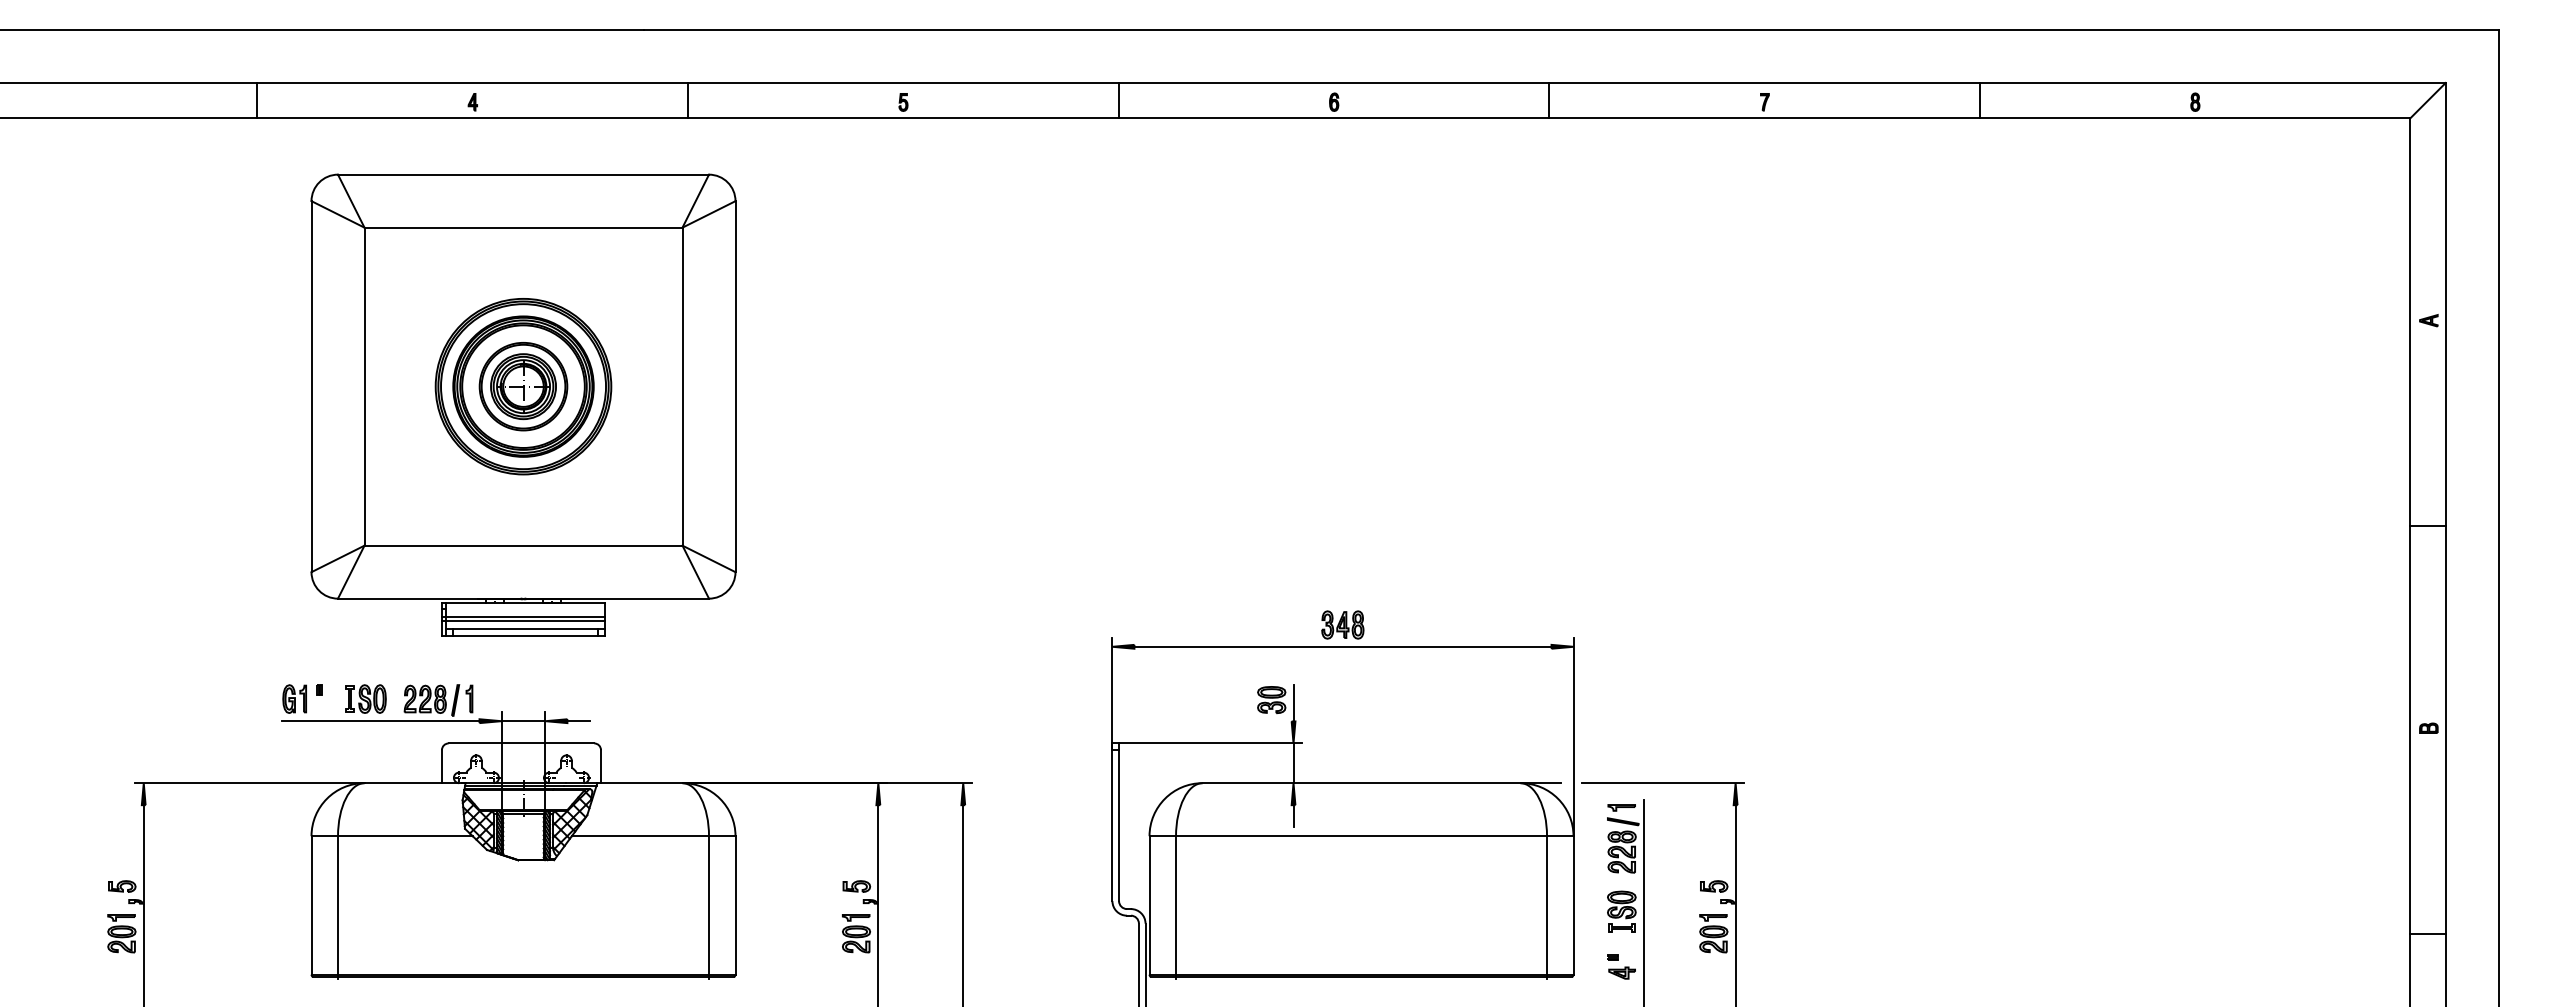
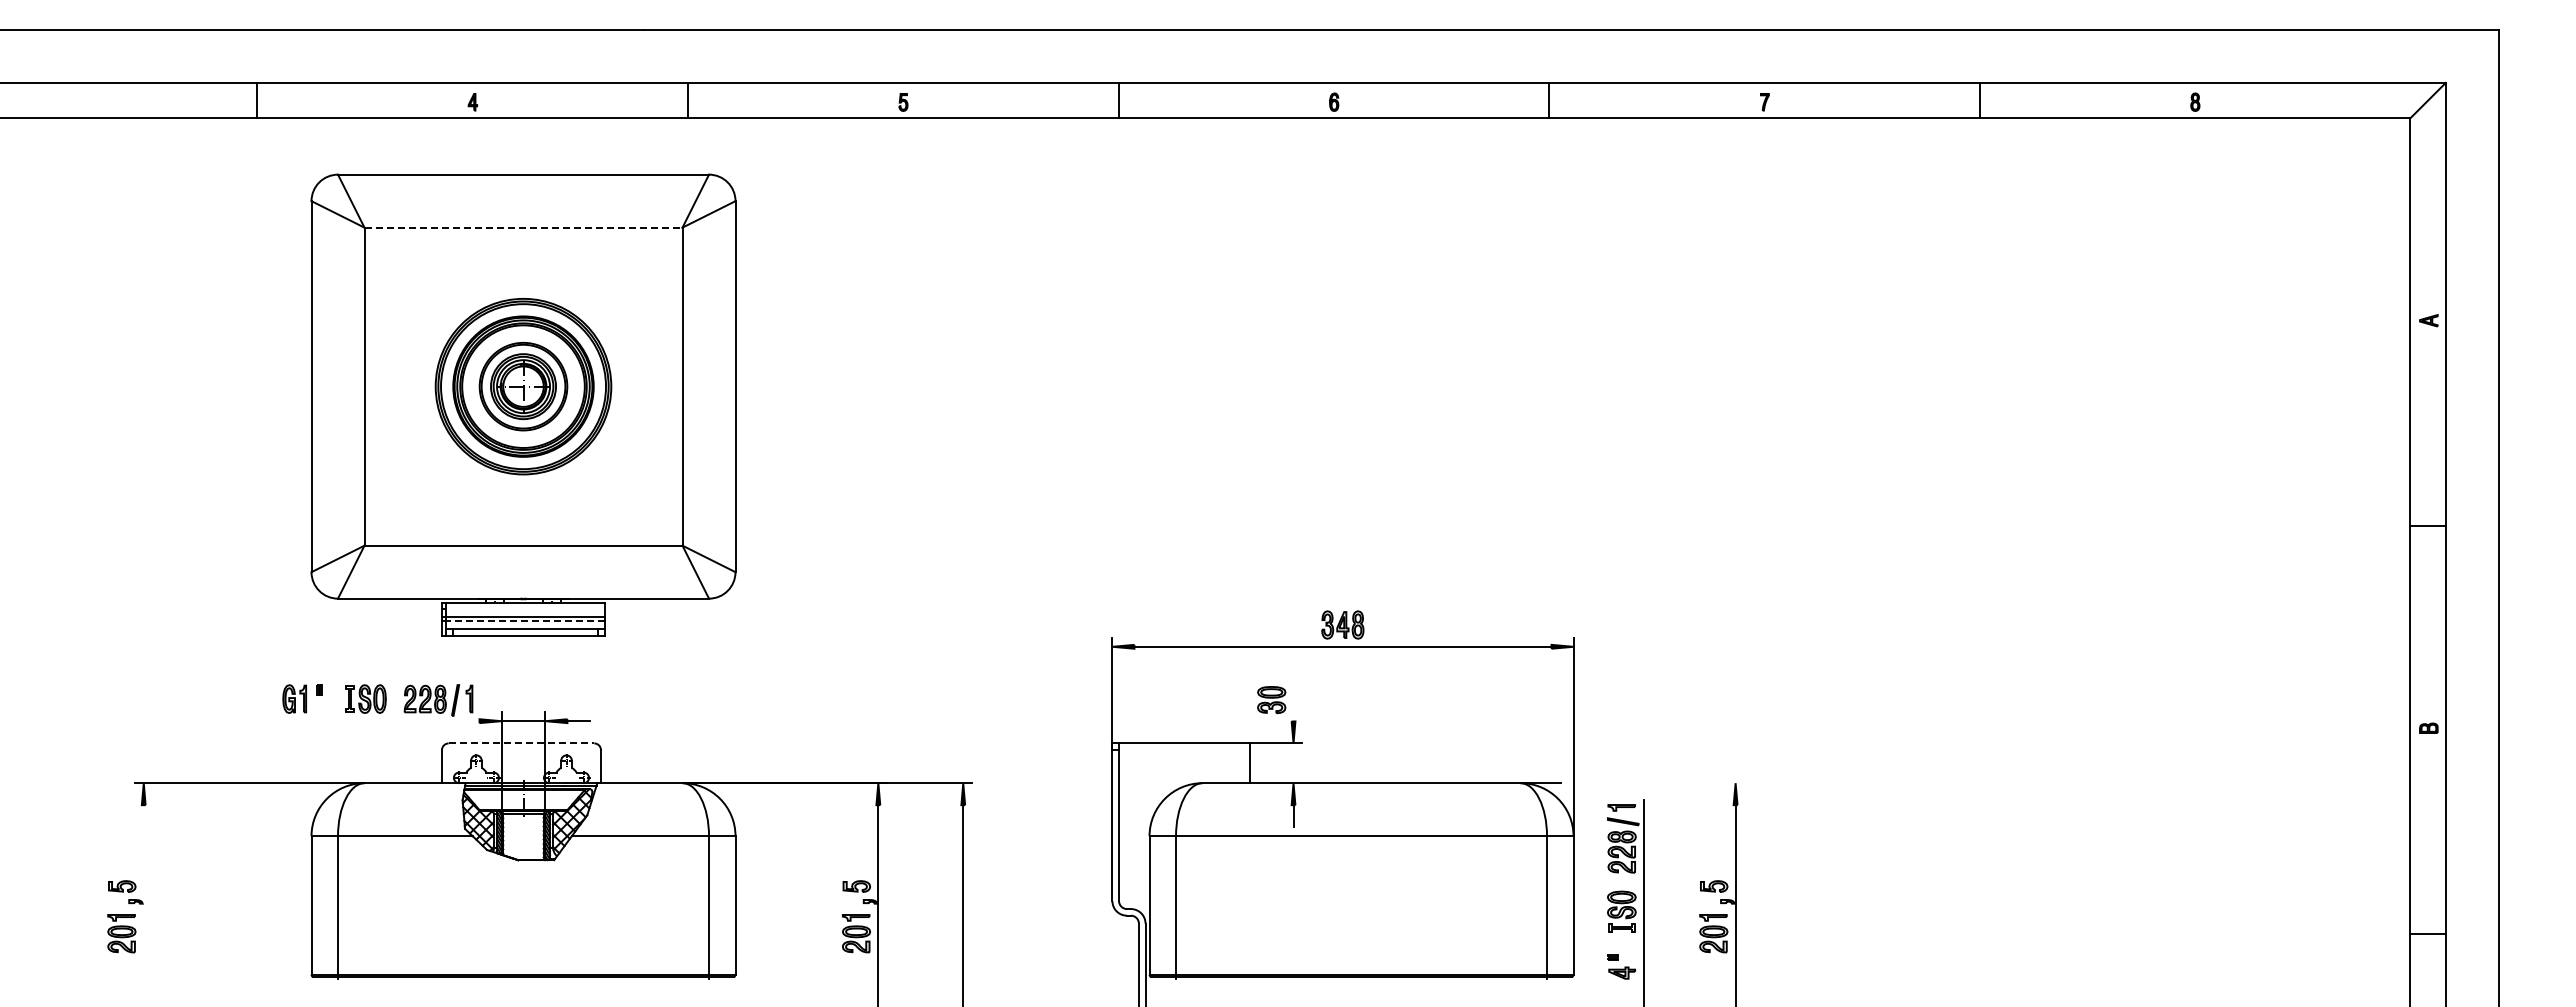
line: solid -> dashed (523, 227)
line: solid -> dashed (524, 621)
line: present -> none (1293, 703)
line: present -> none (380, 721)
line: solid -> dashed (521, 743)
line position: (1293, 763) -> (1249, 763) (1249, 763)
line: present -> none (1663, 783)
line: present -> none (143, 904)
